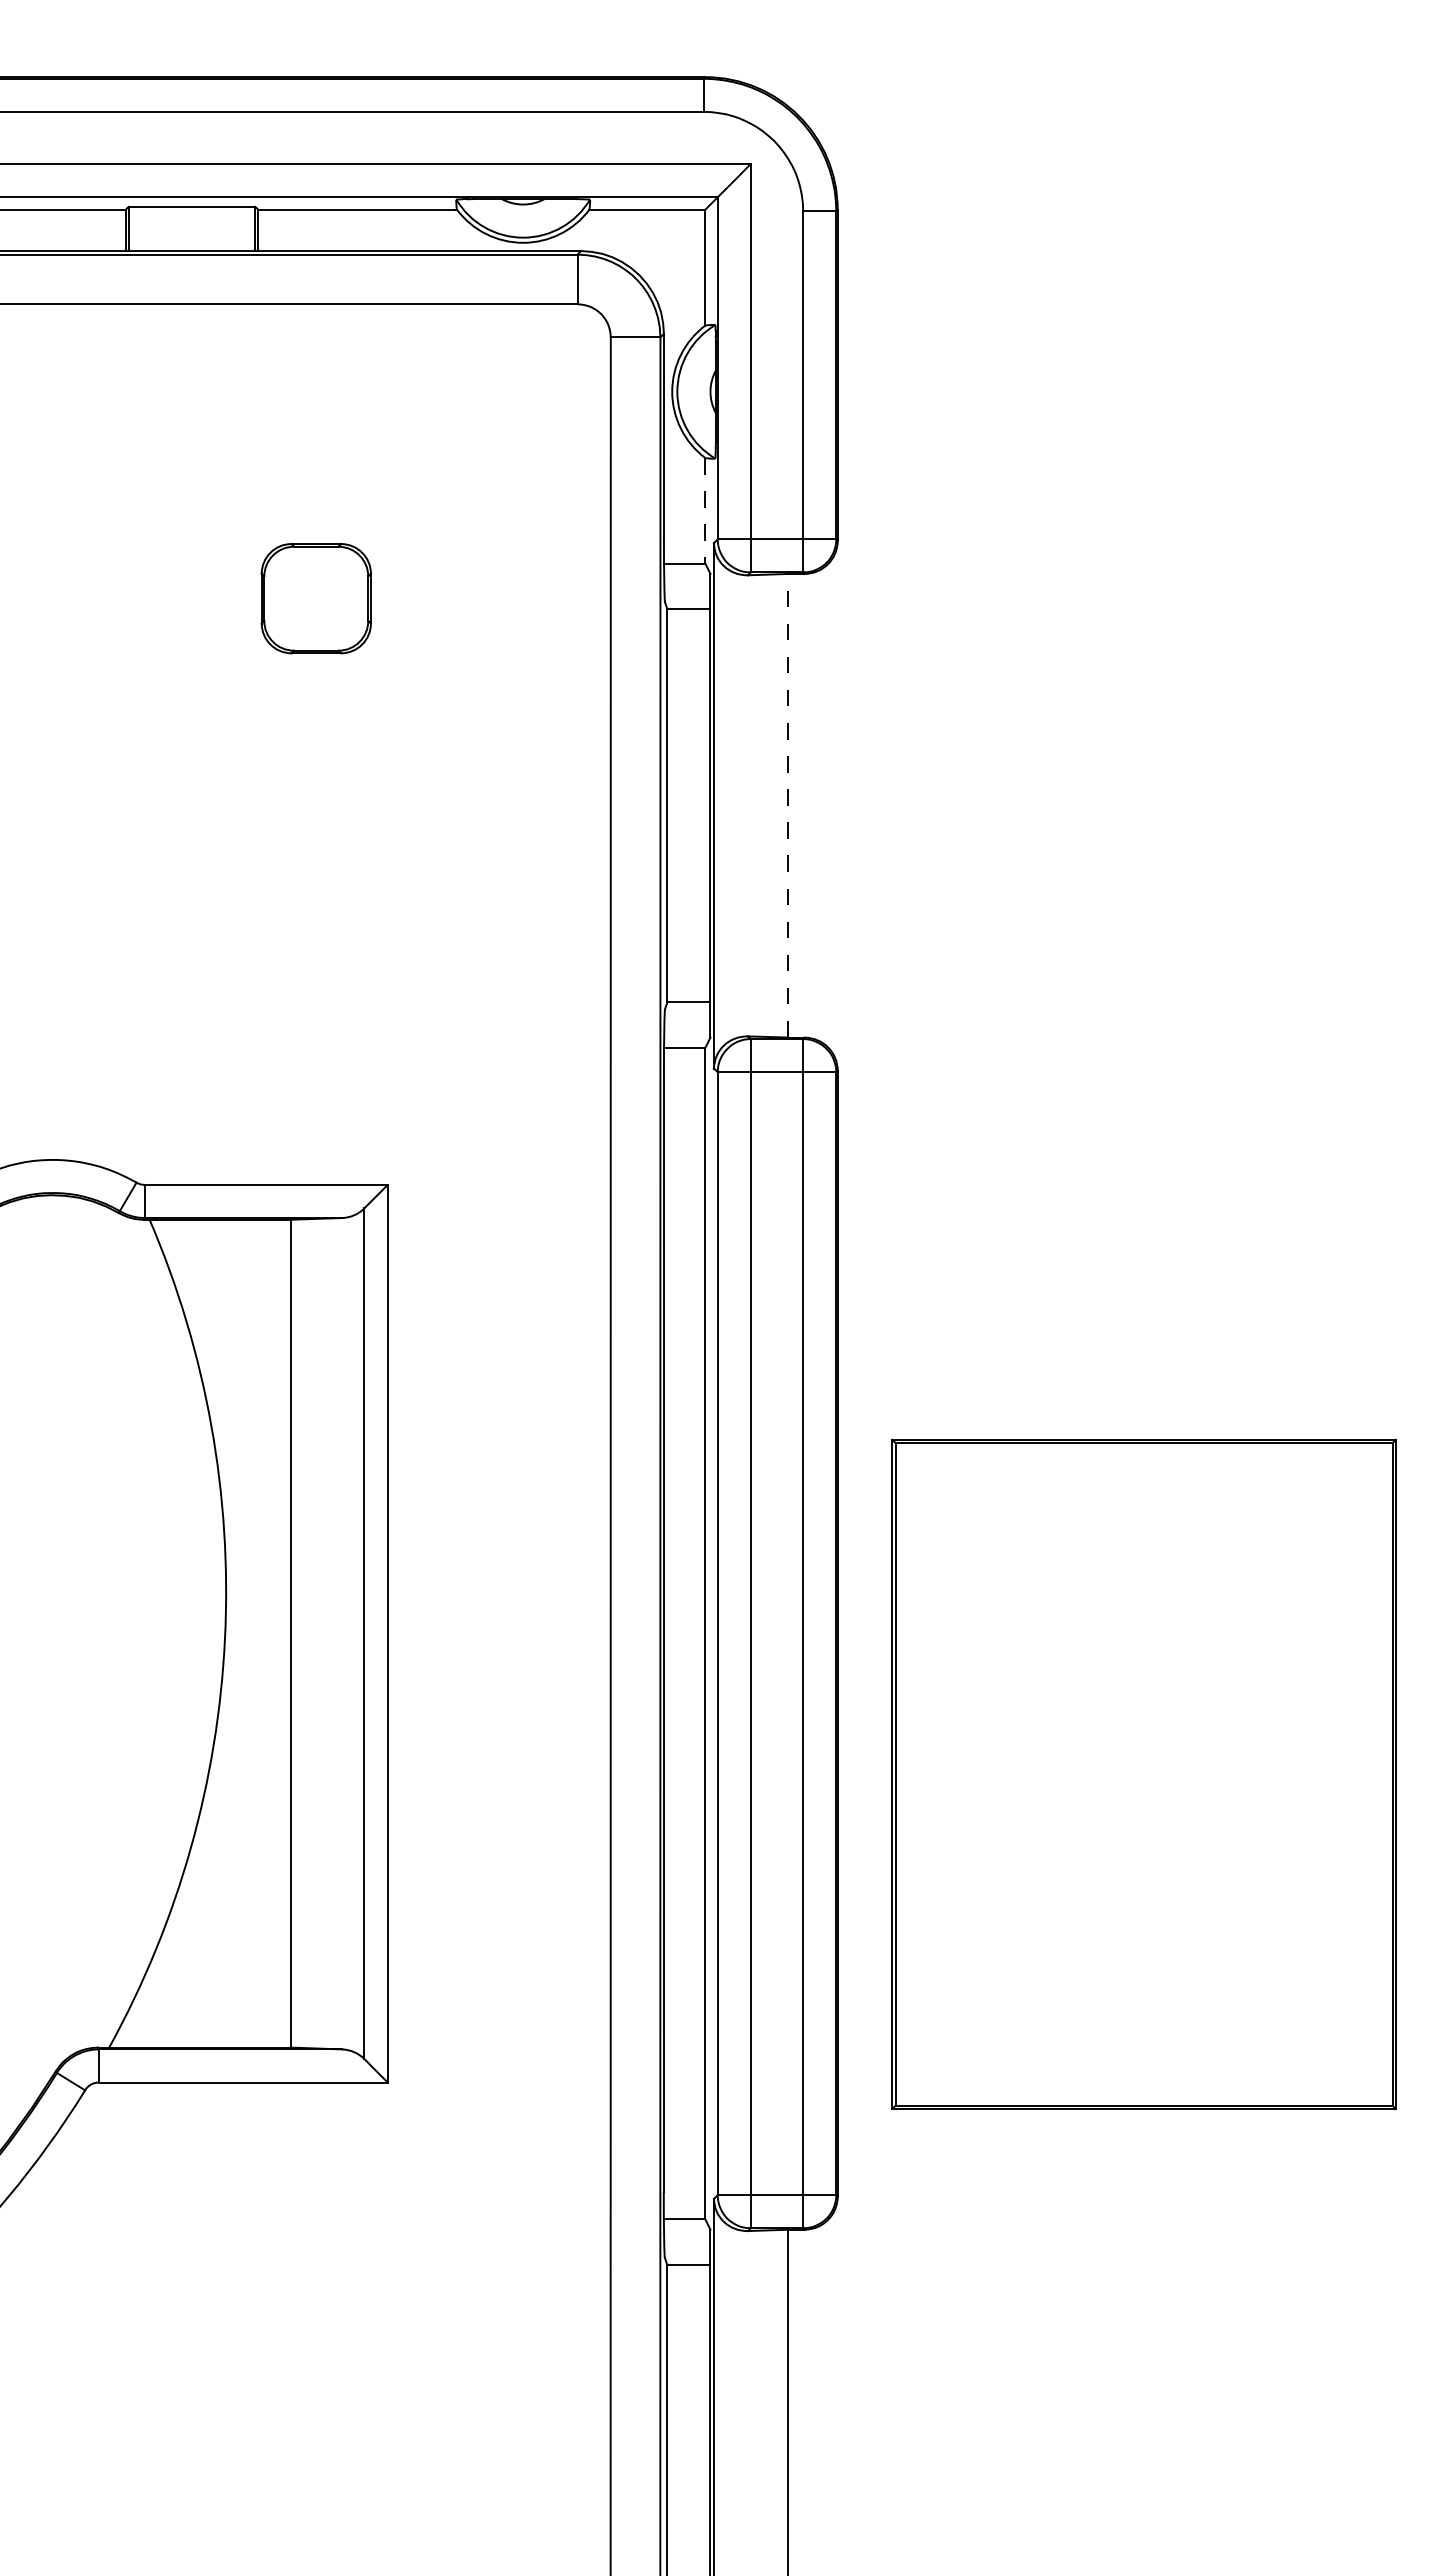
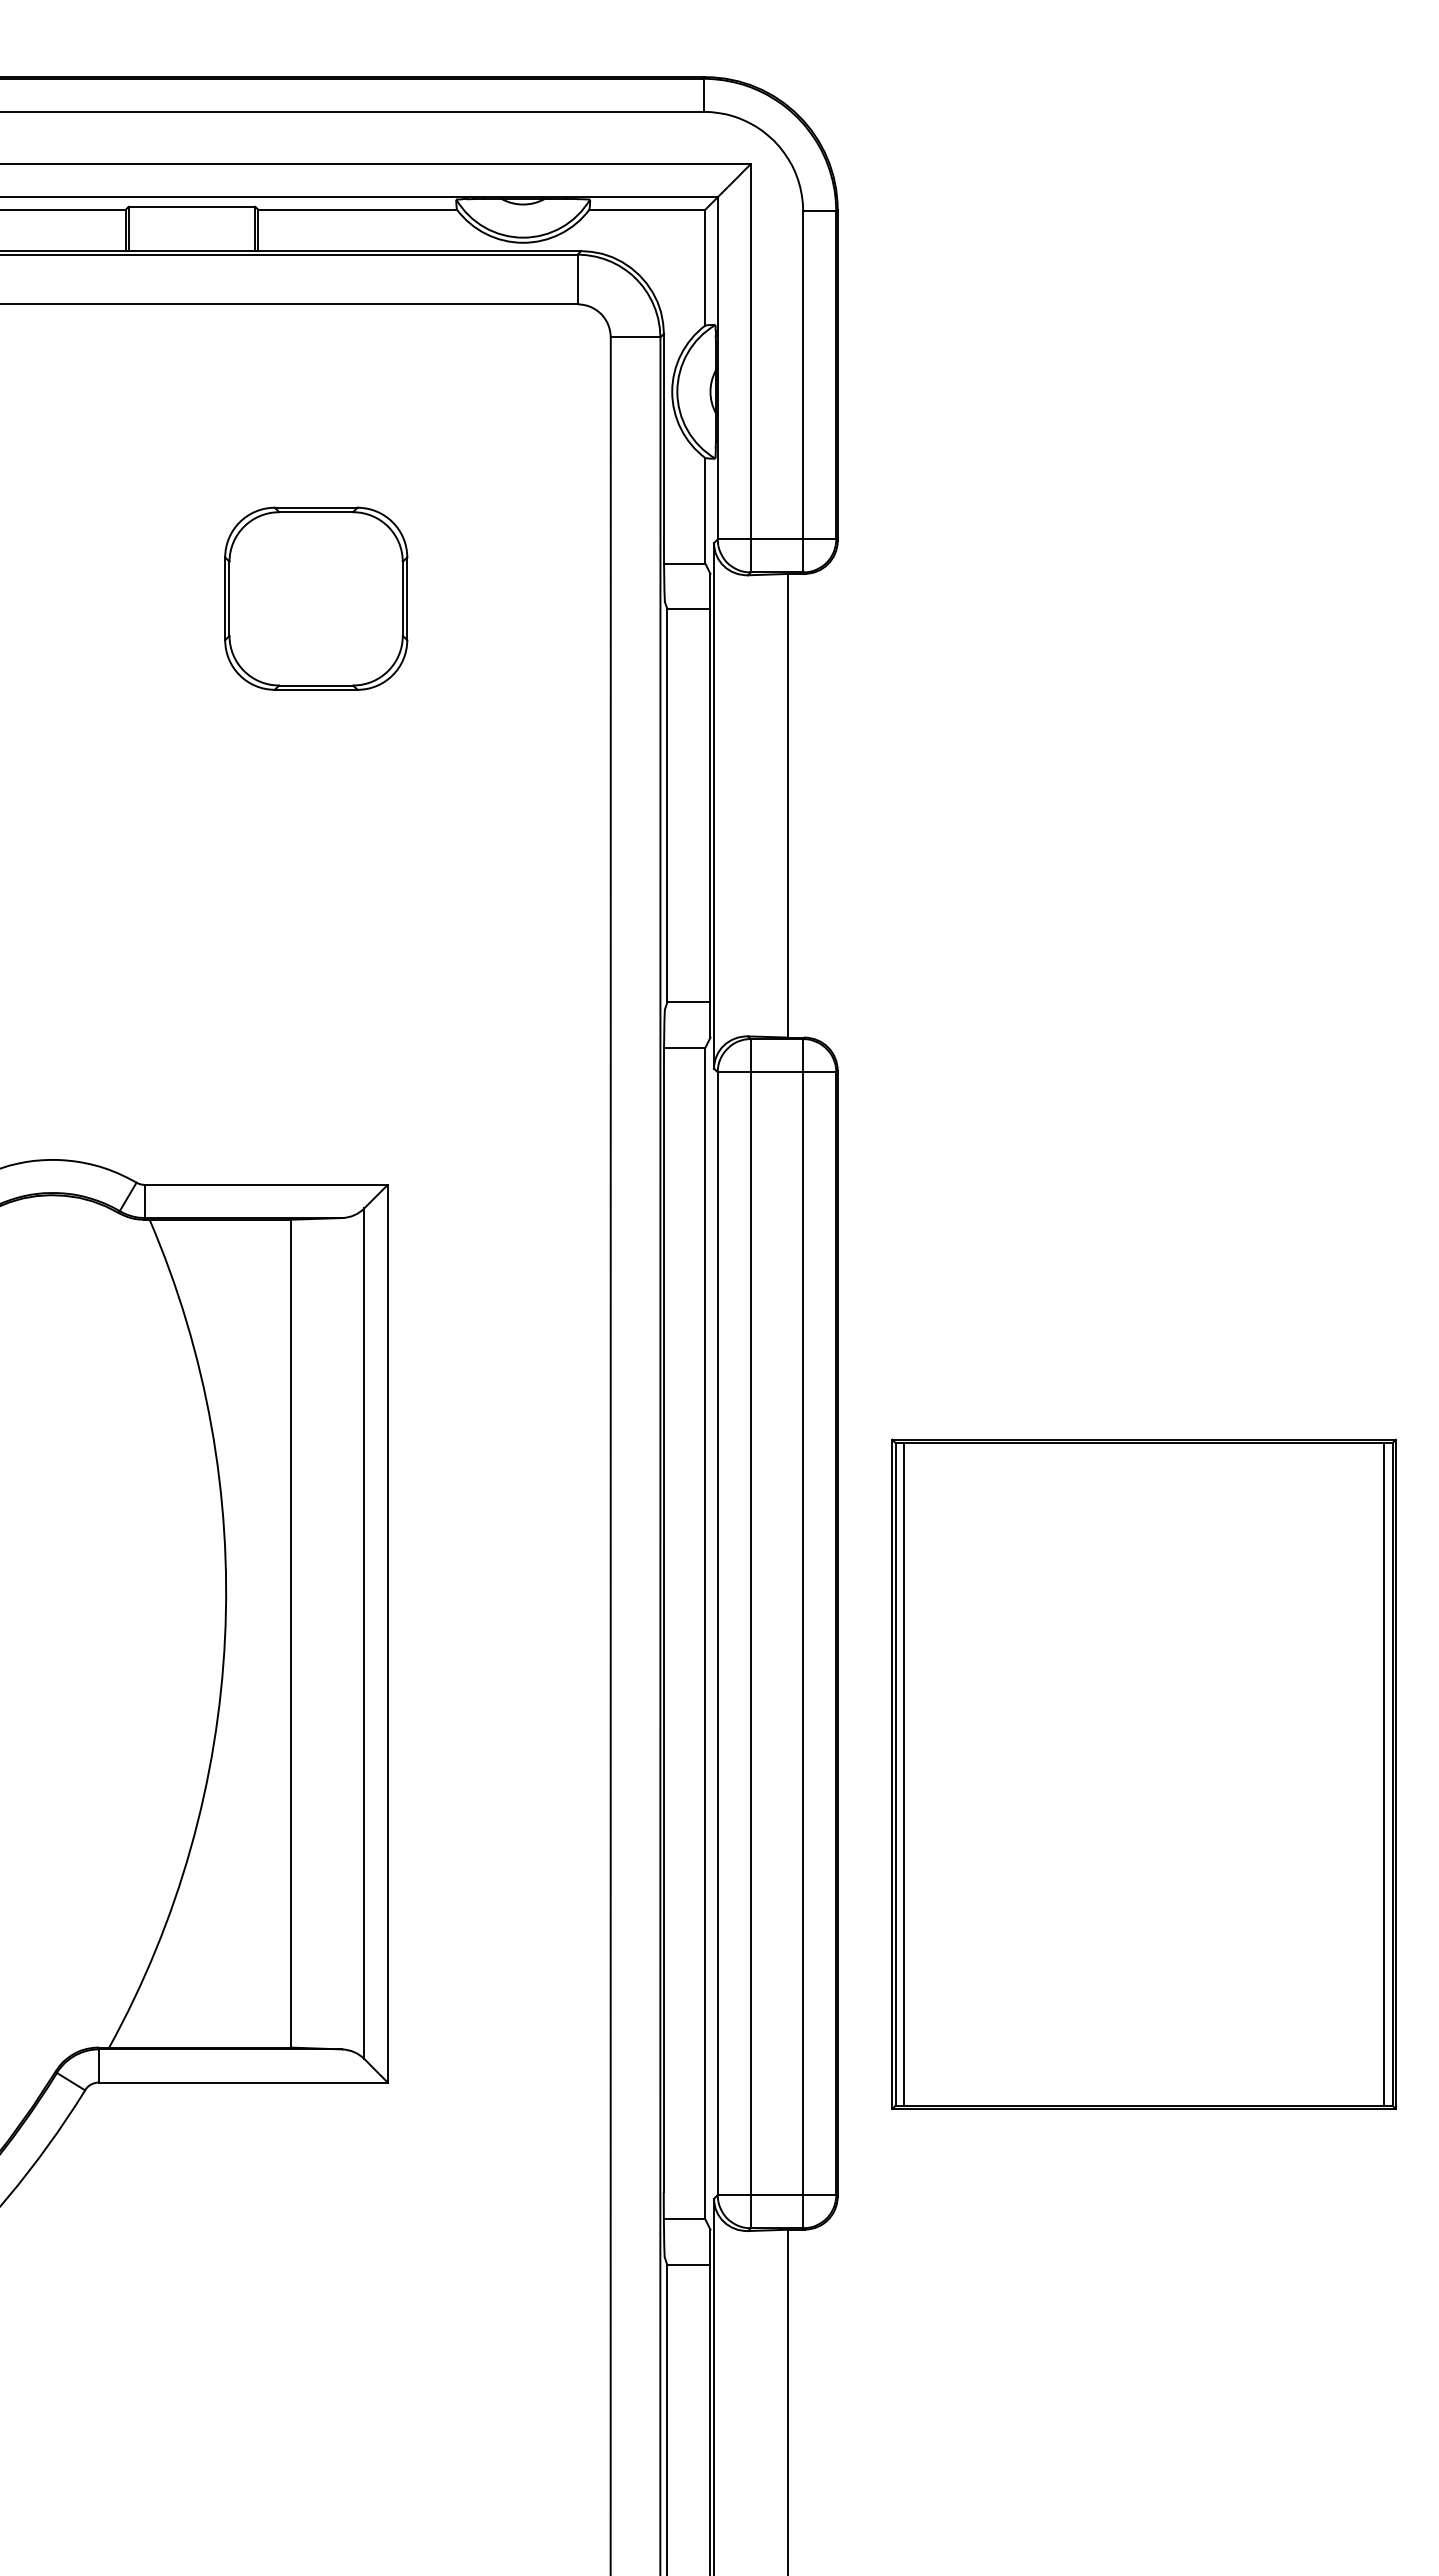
line: dashed -> solid (705, 510)
part size: 113x112 px -> 185x185 px (316, 598)
line: dashed -> solid (788, 805)
line: none -> present (904, 1774)
line: none -> present (1384, 1774)
